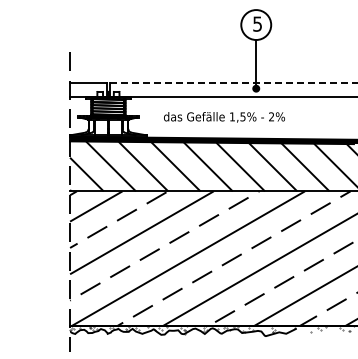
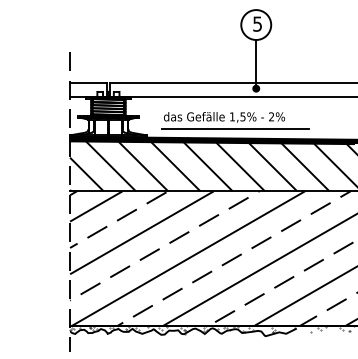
line: dashed -> solid (233, 82)
line: none -> present (235, 128)
